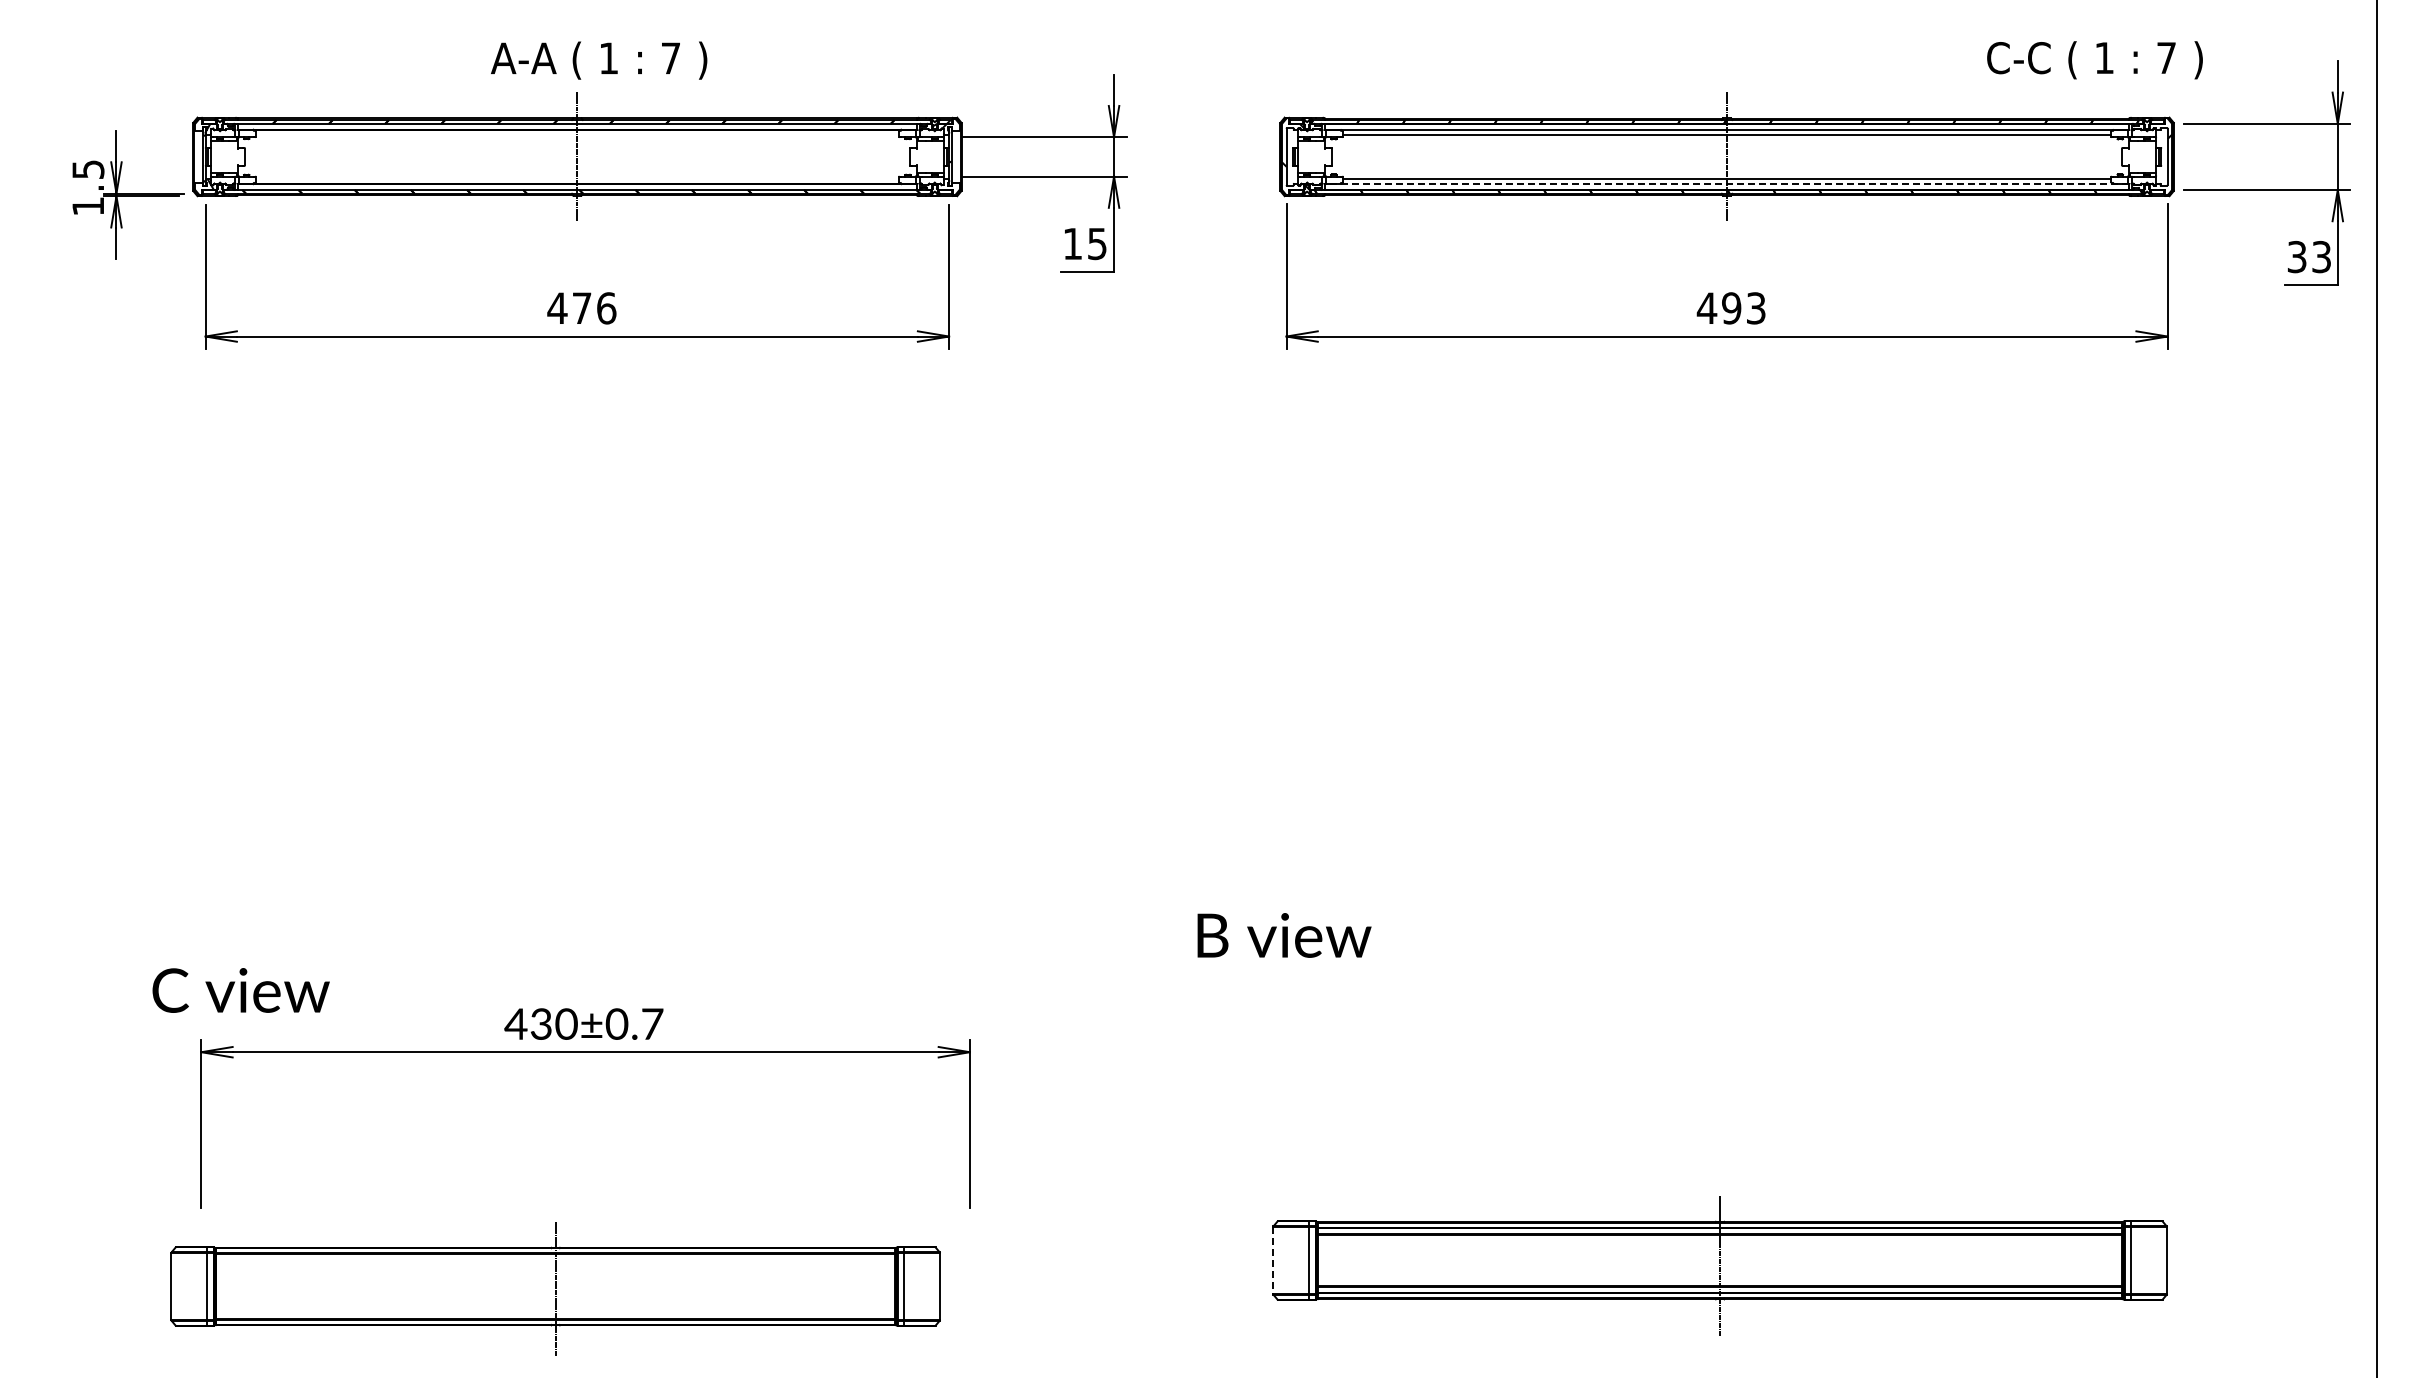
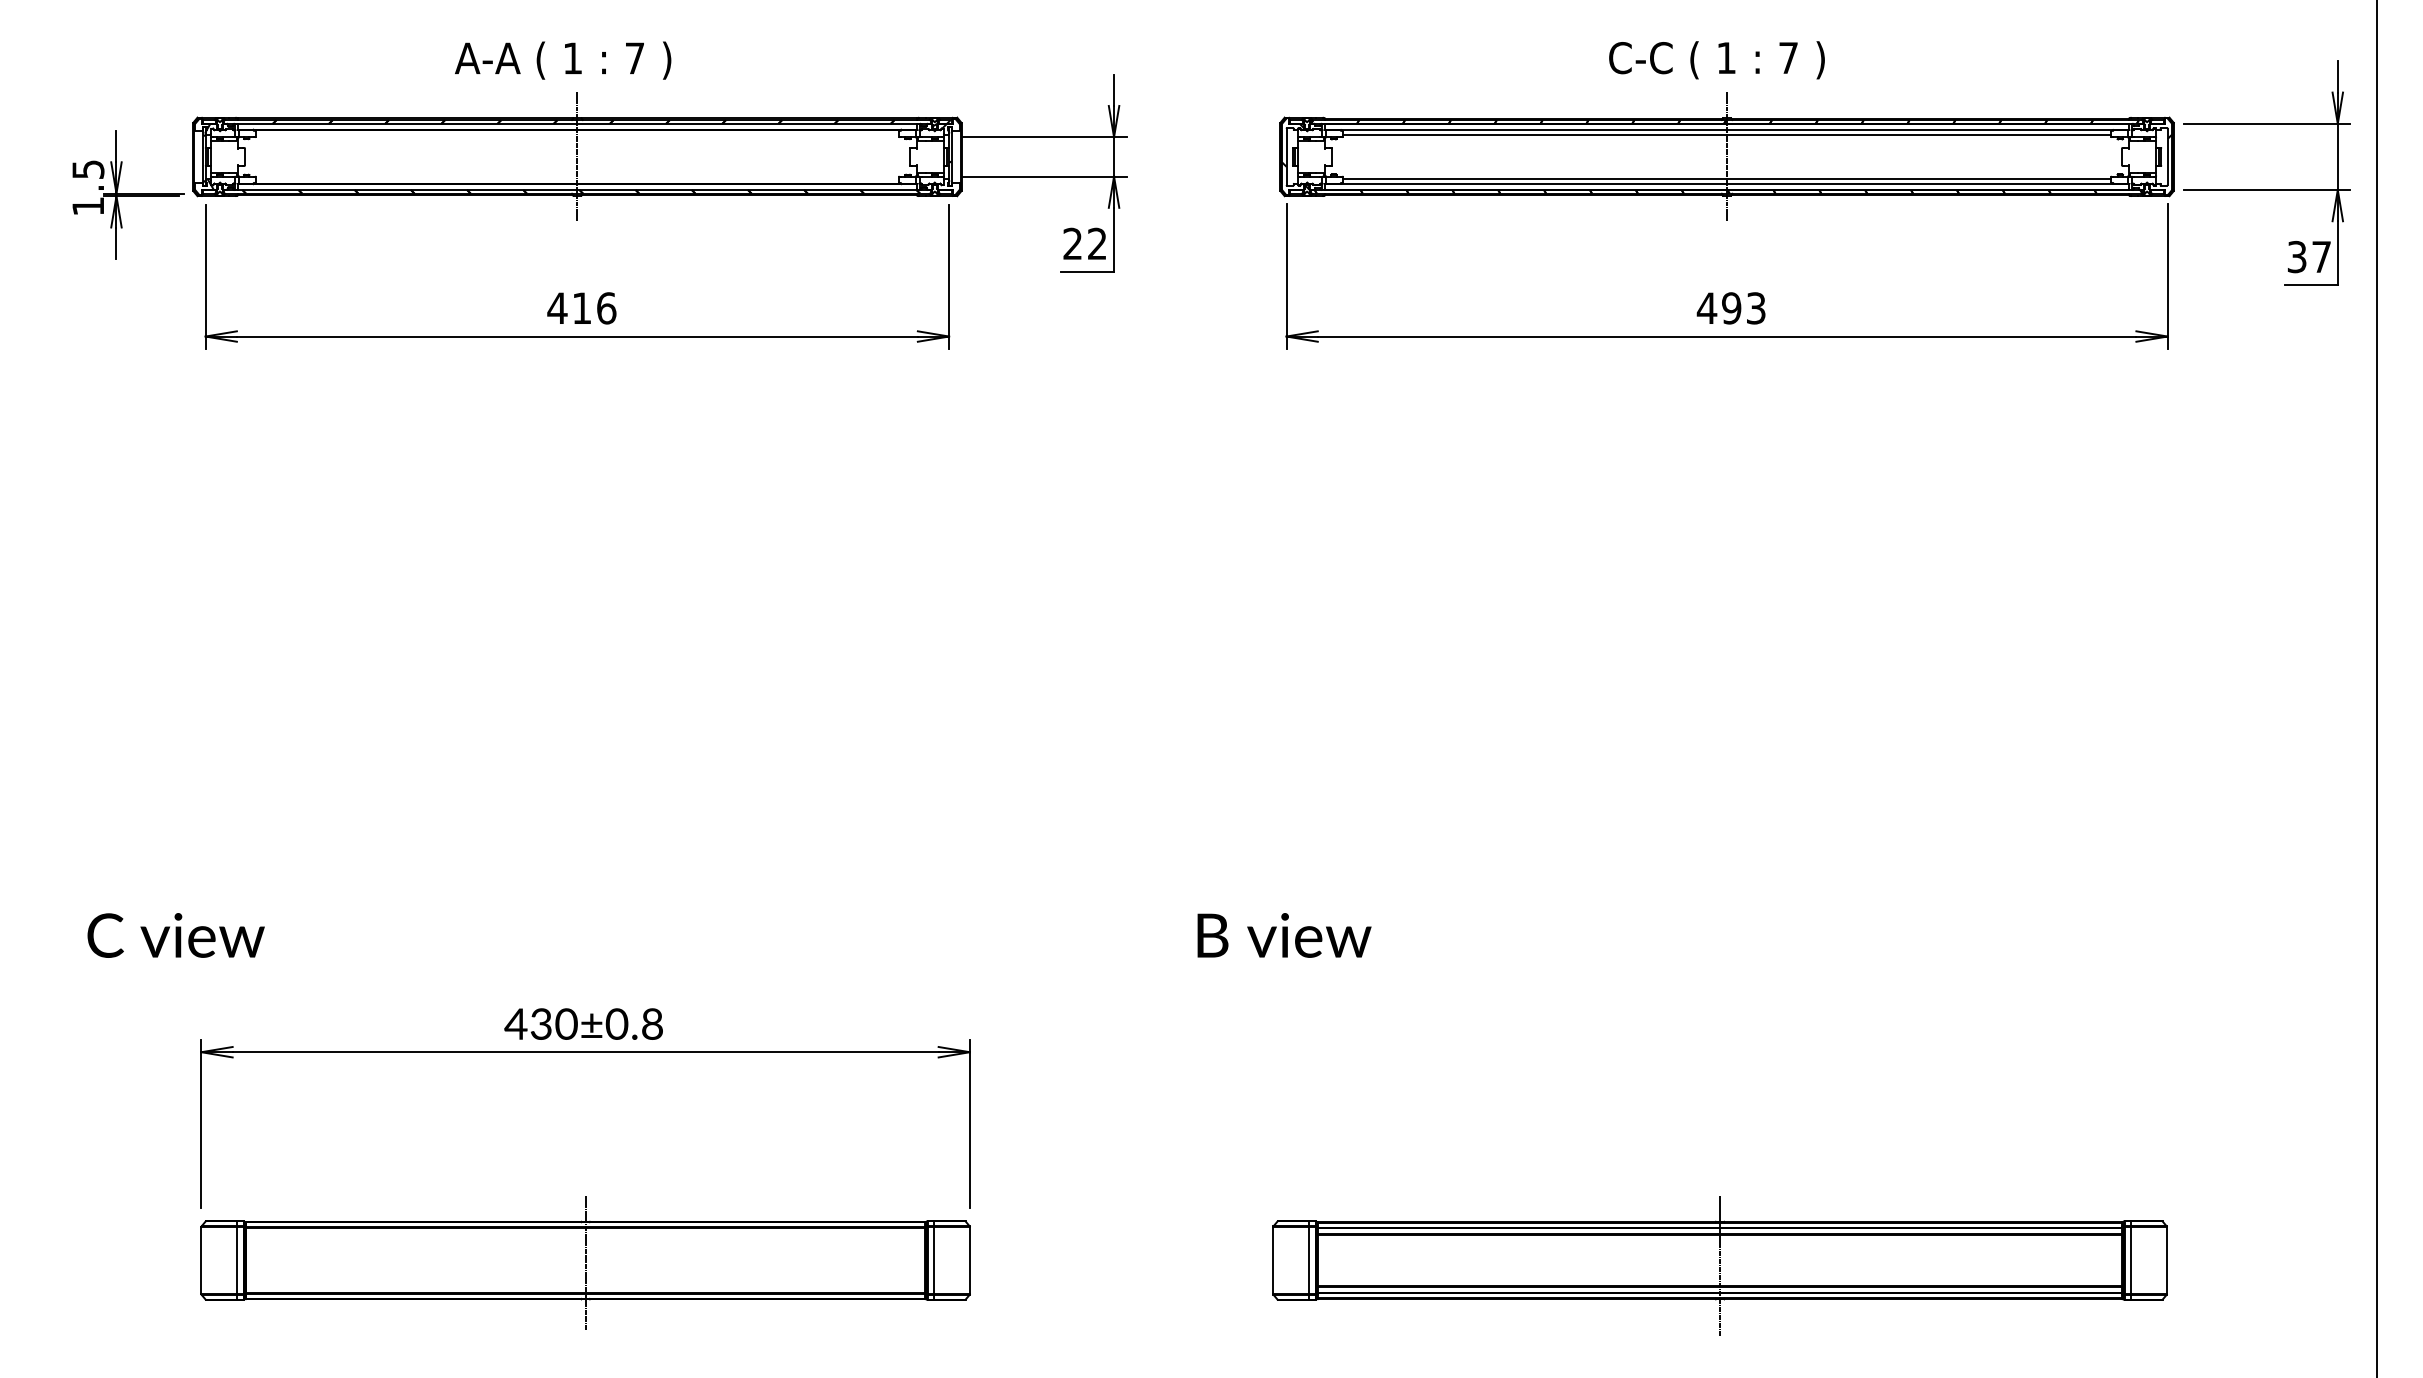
text position: (599, 60) -> (563, 60) (563, 60)
text position: (2094, 60) -> (1716, 60) (1716, 60)
line: dashed -> solid (1726, 183)
text: 15 -> 22 (1084, 243)
text: 33 -> 37 (2321, 256)
text: 476 -> 416 (582, 307)
text position: (240, 990) -> (175, 935) (175, 935)
text: 430±0.7 -> 430±0.8 (652, 1023)
line: dashed -> solid (1273, 1260)
part position: (555, 1288) -> (585, 1262) (585, 1262)
